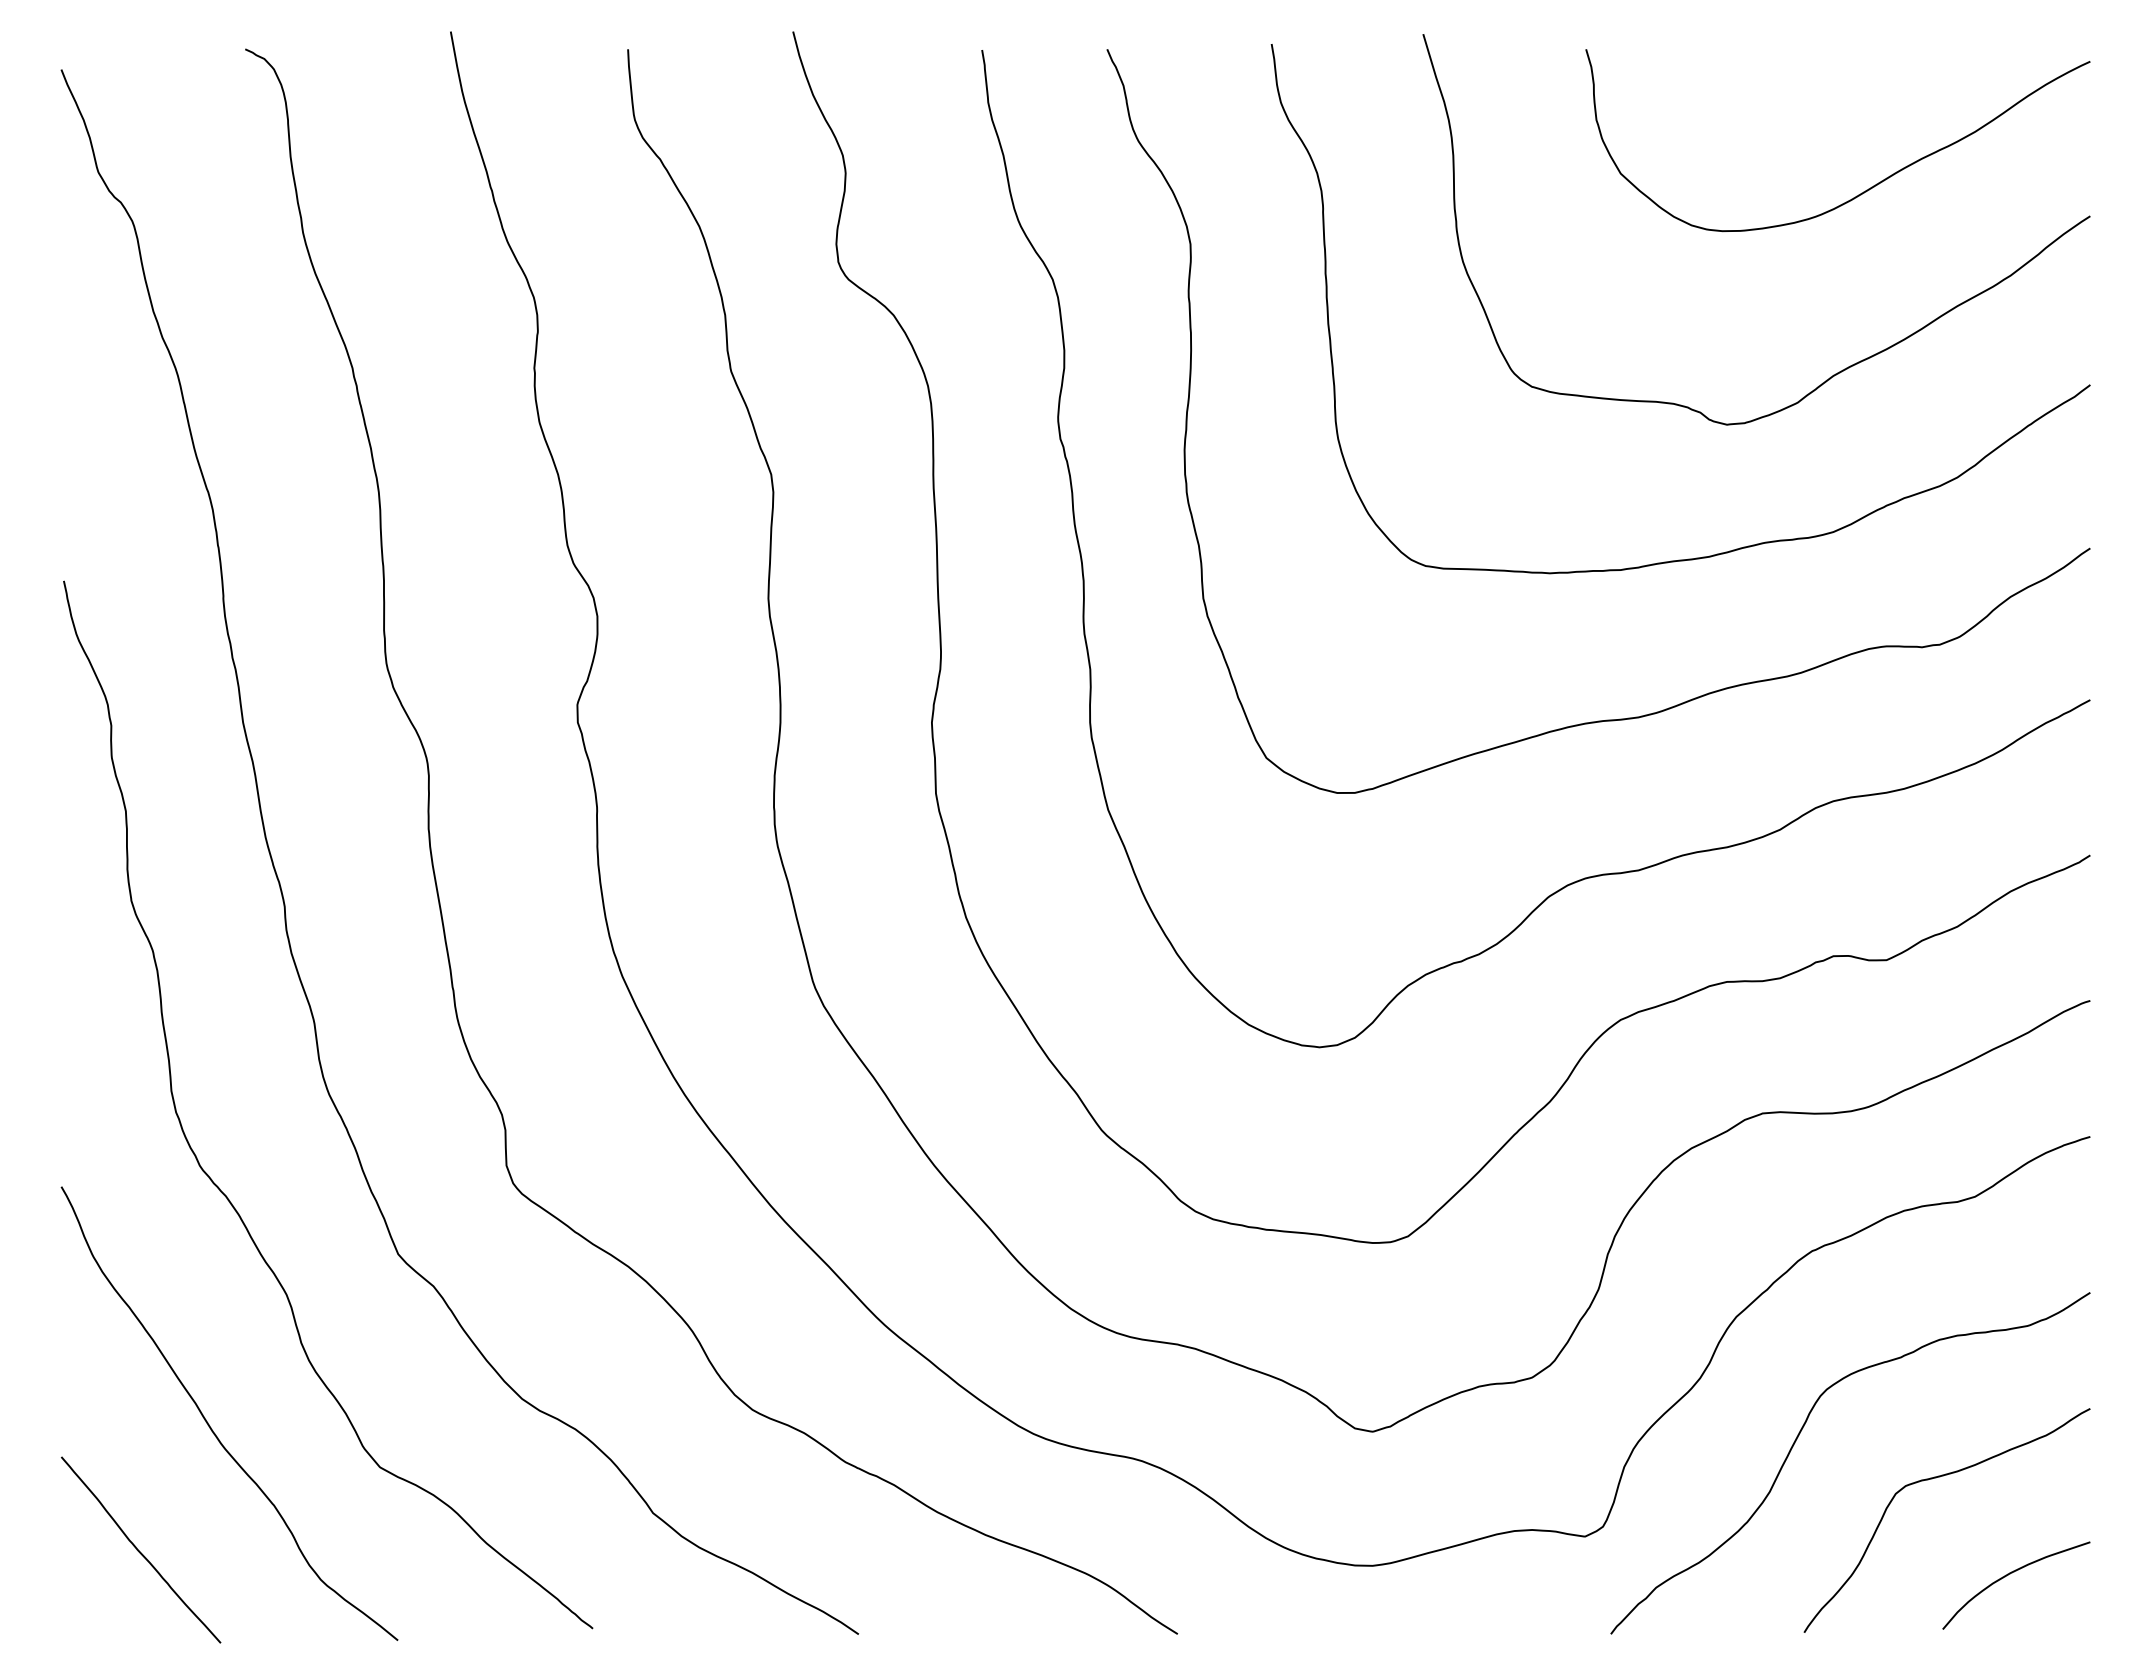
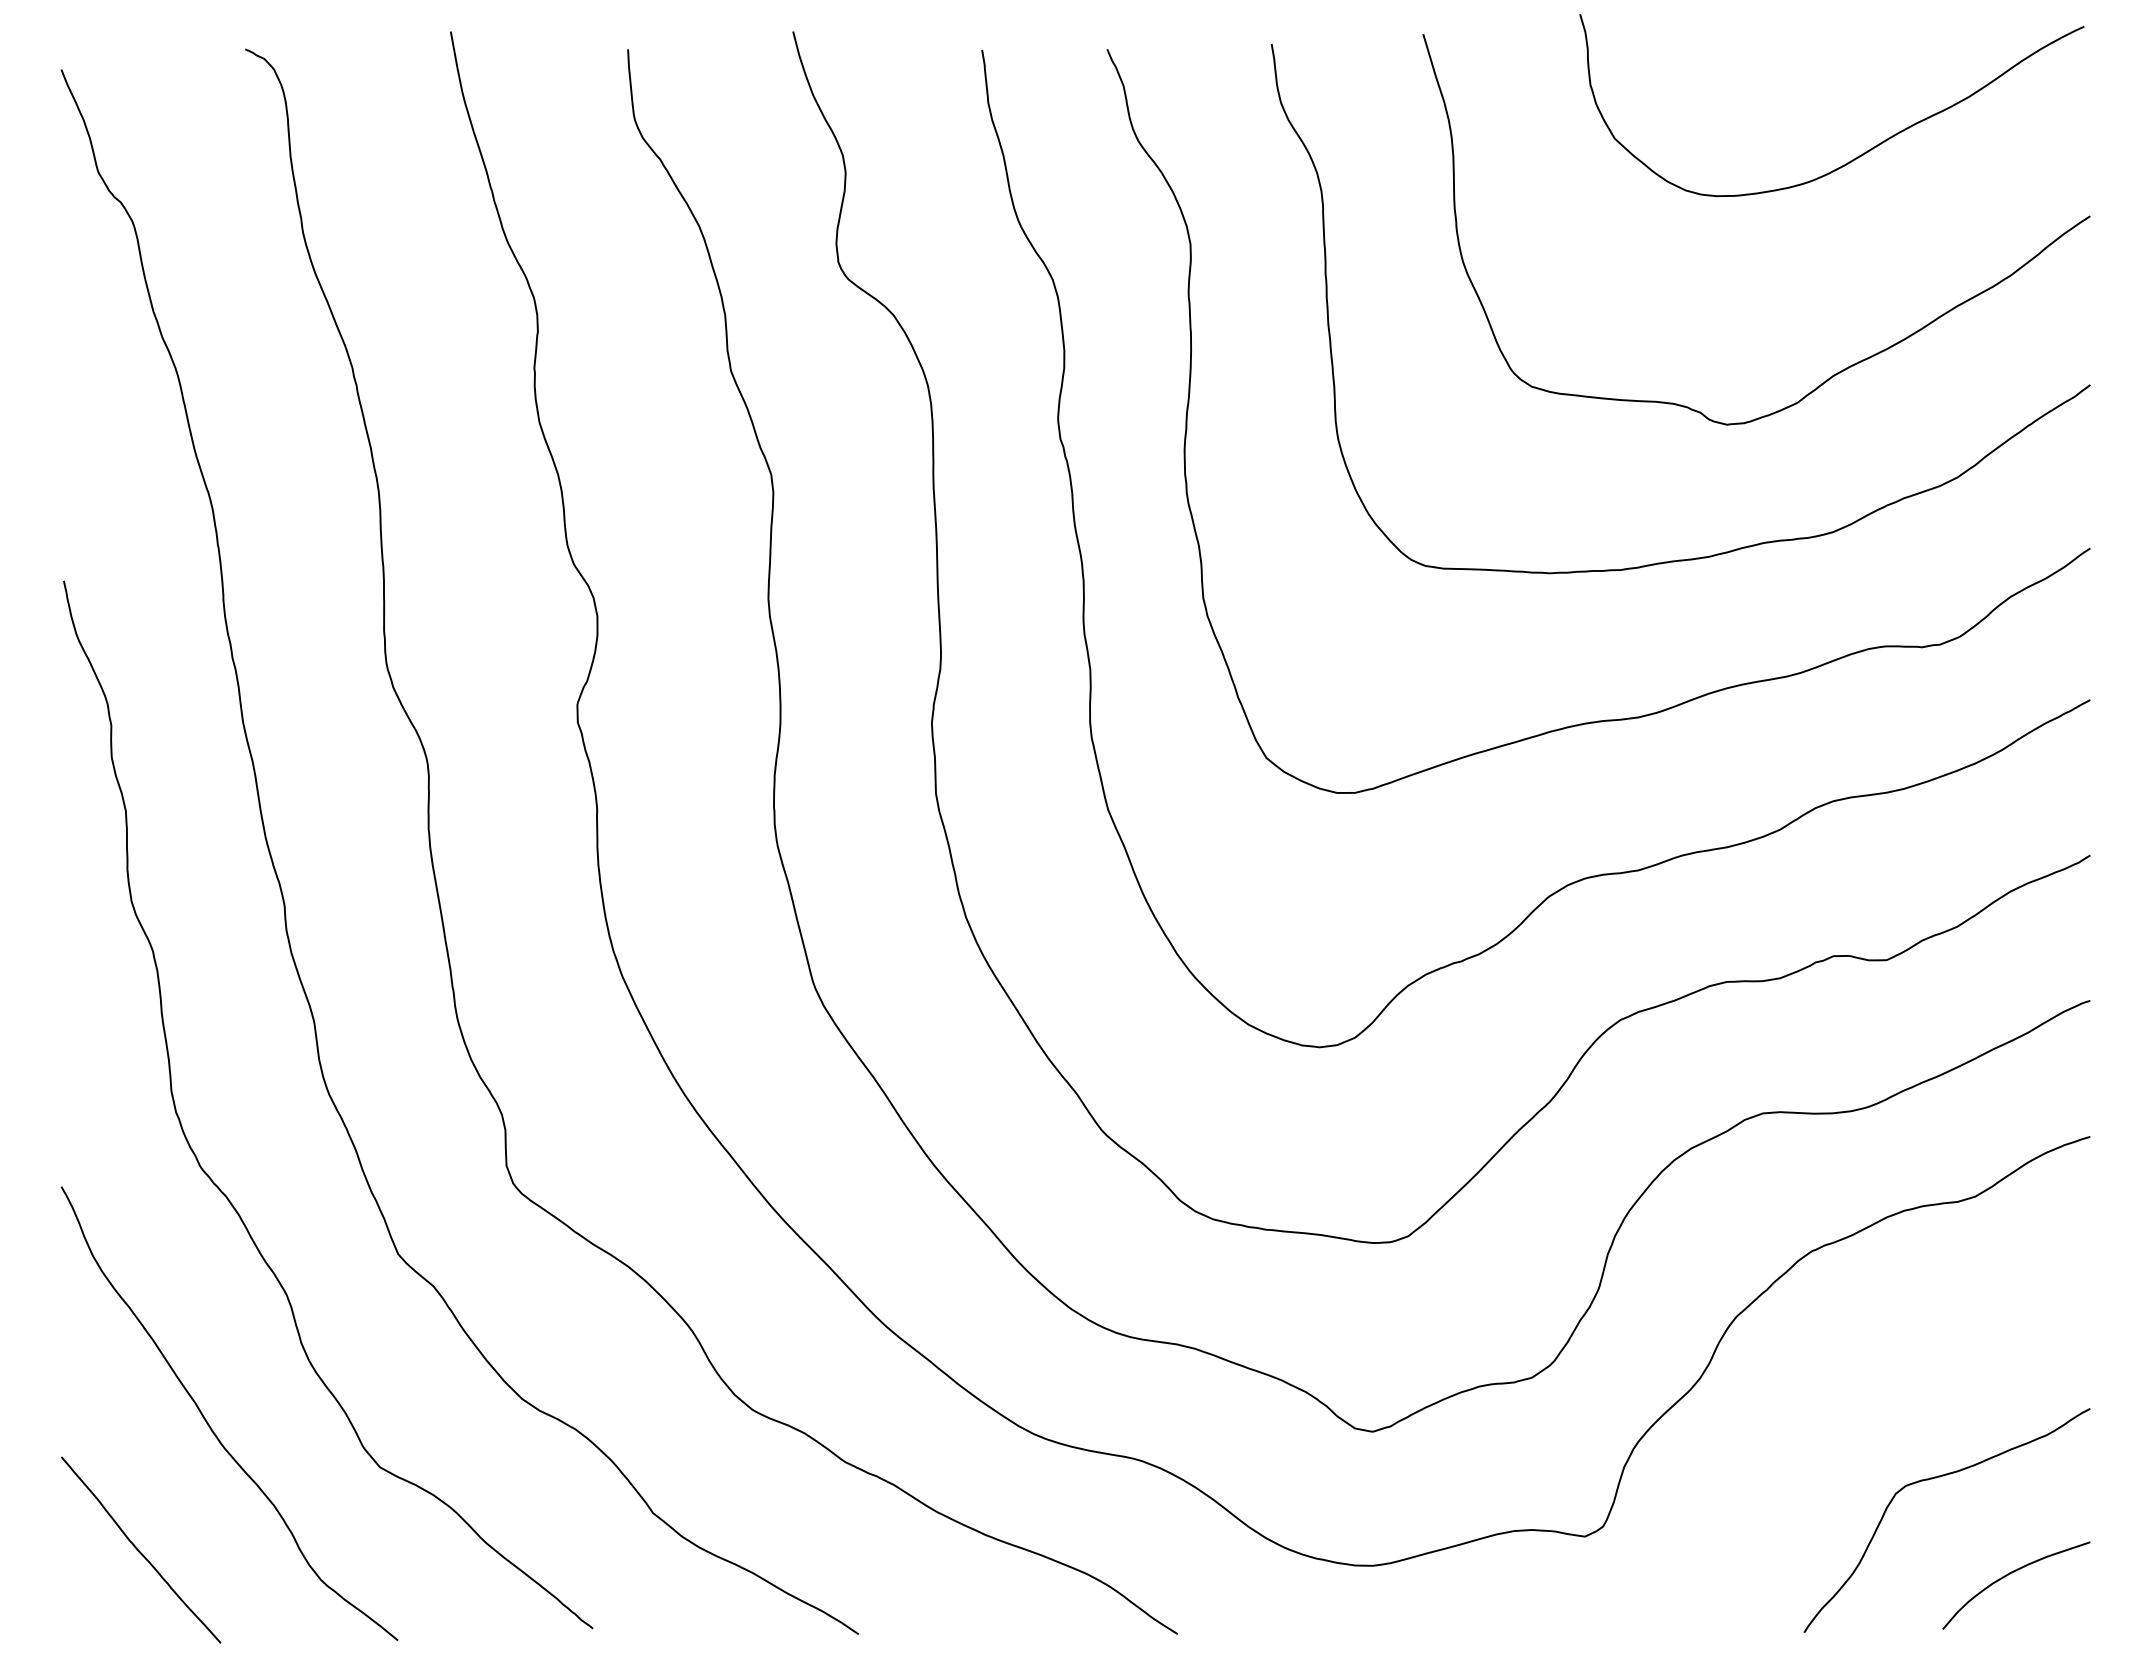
curve position: (1866, 189) -> (1860, 154) (1860, 154)
curve: present -> none (1798, 1437)
